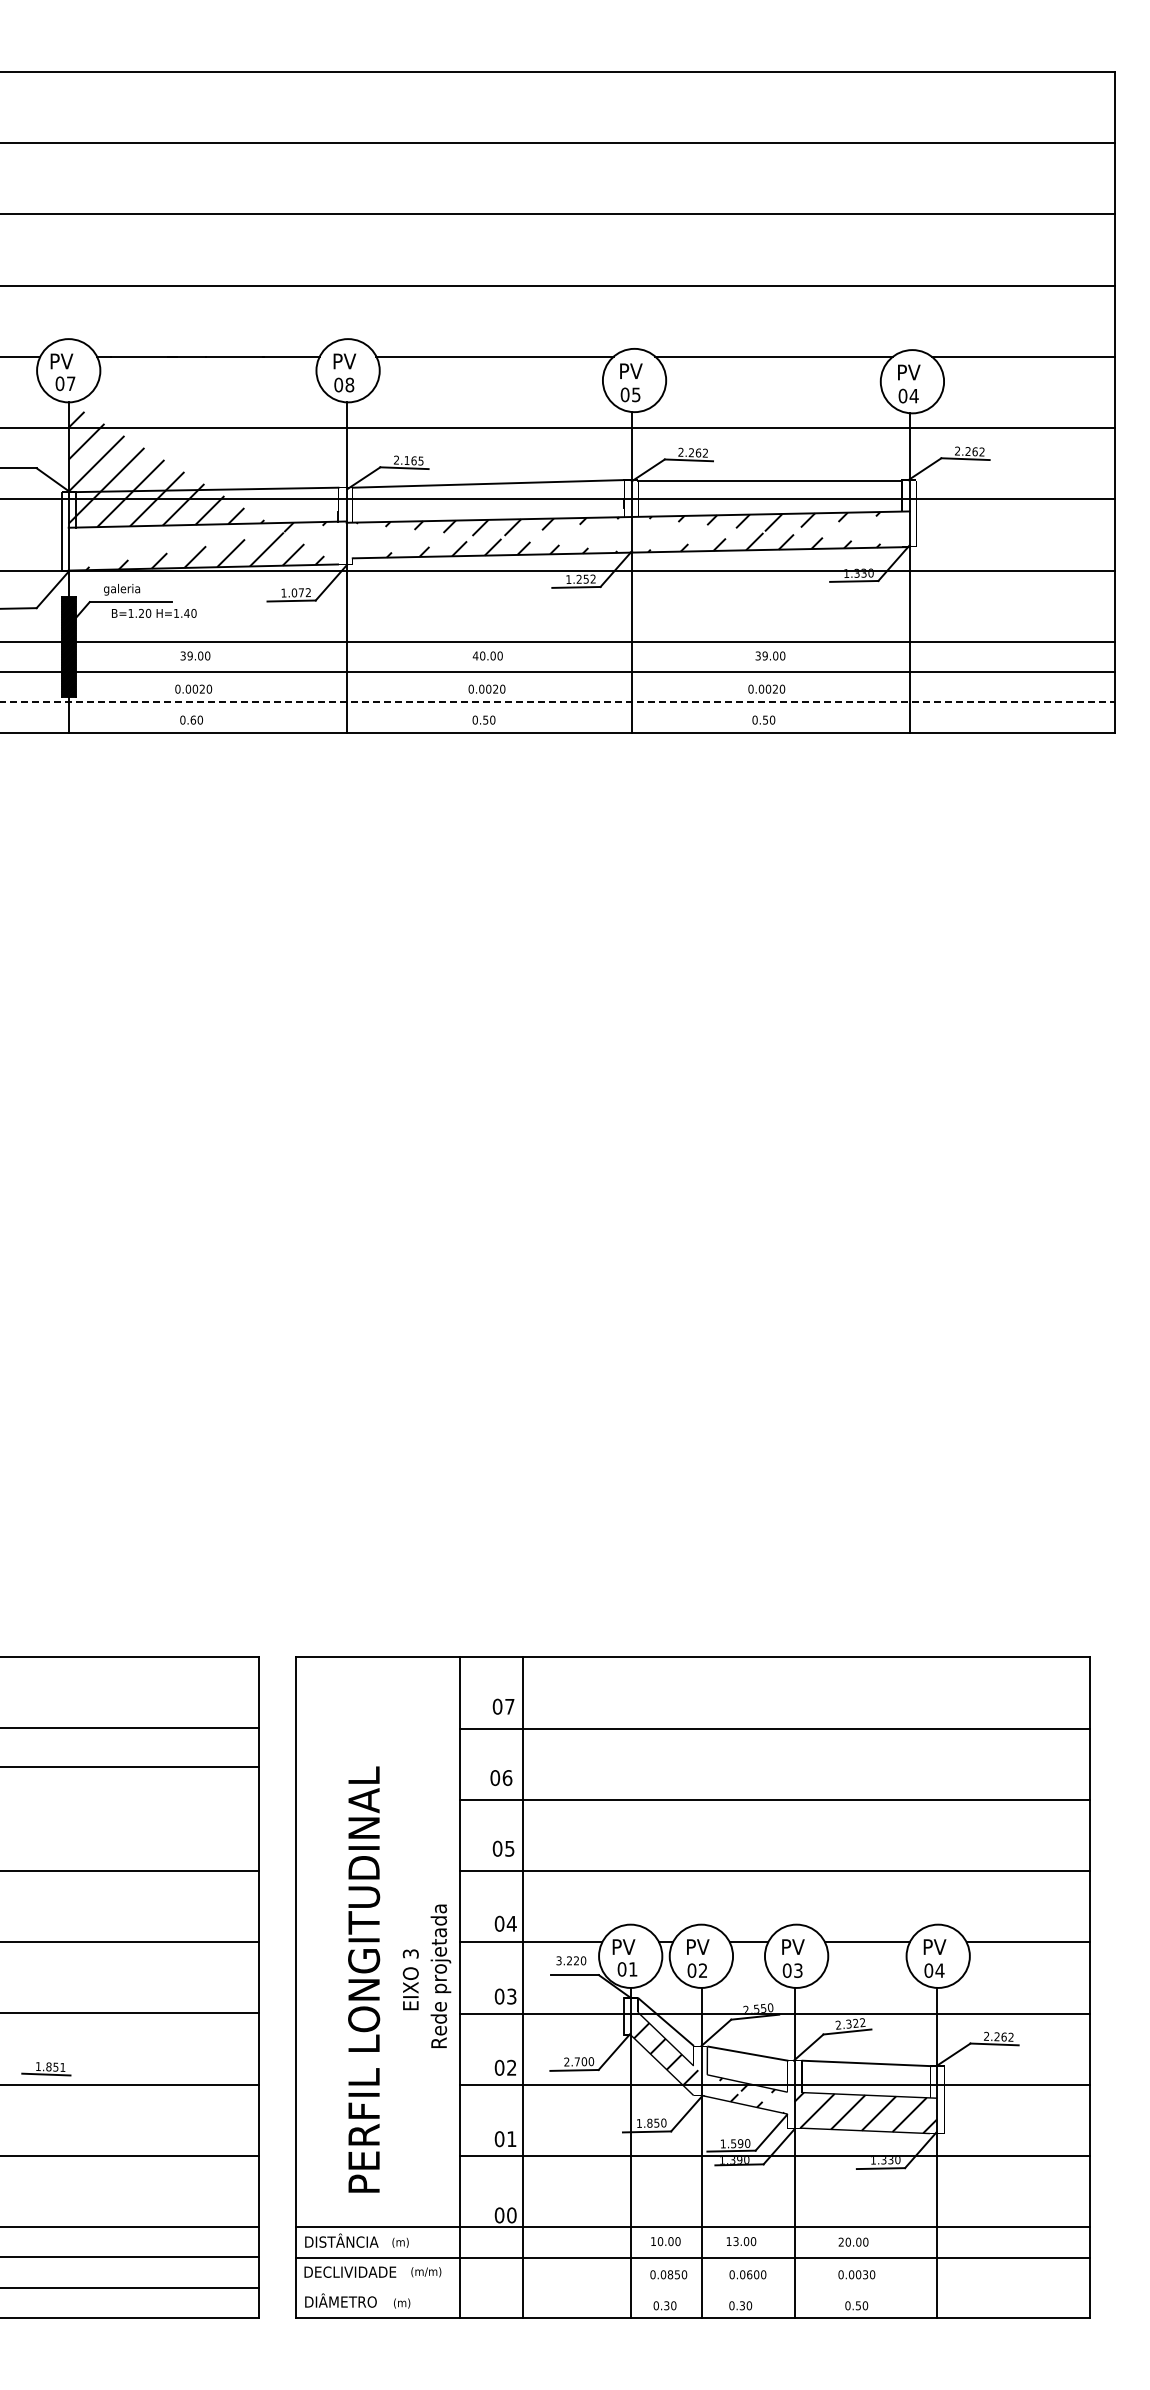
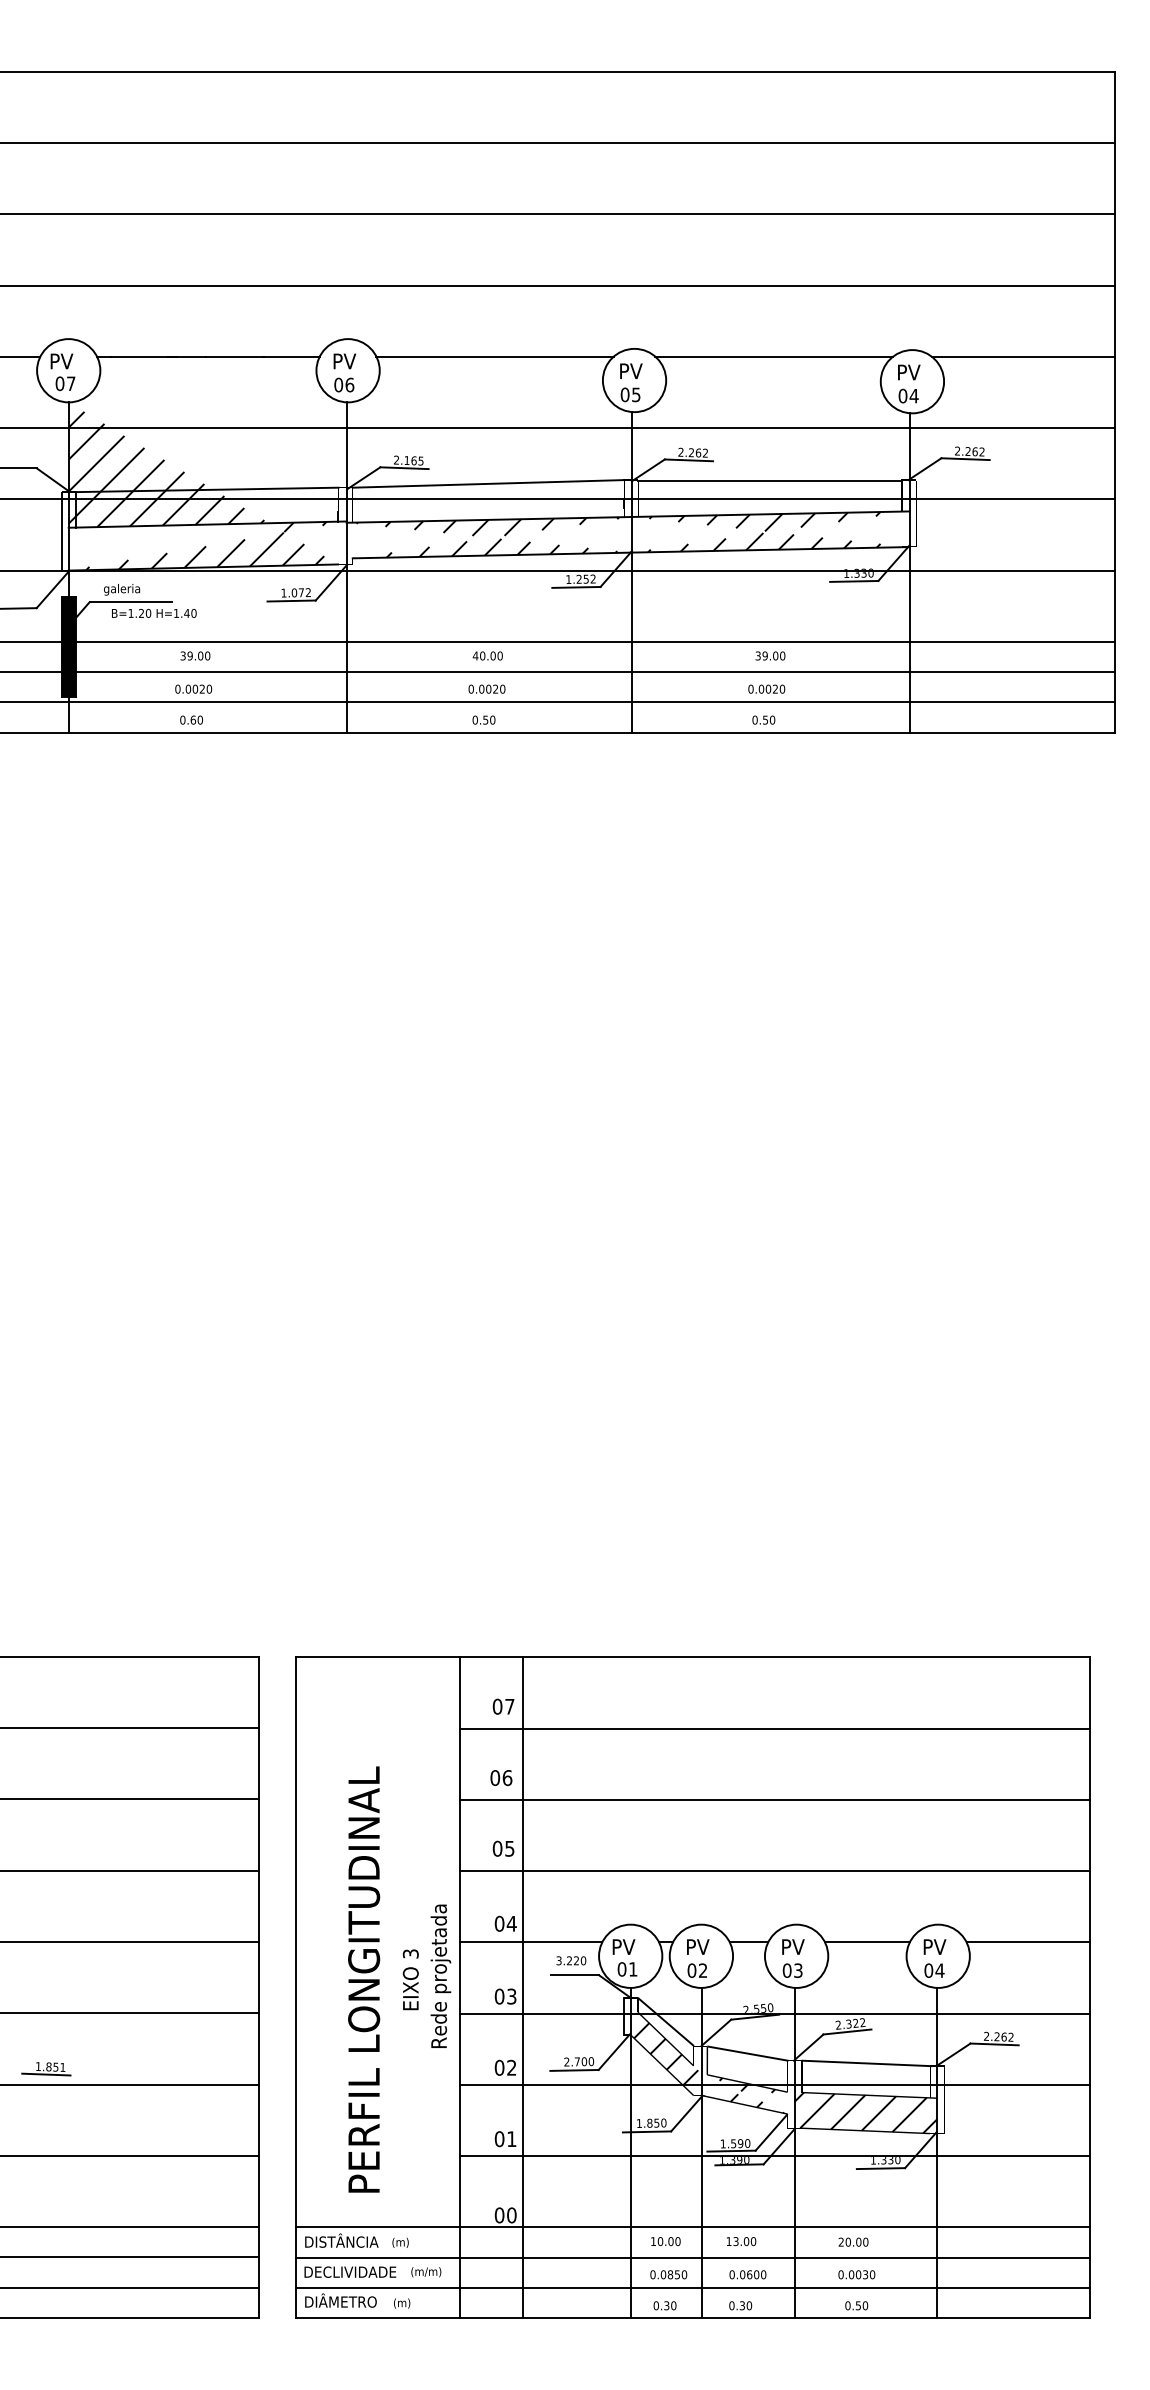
text: 08 -> 06 (349, 384)
line: dashed -> solid (558, 702)
line position: (130, 1767) -> (130, 1799) (130, 1799)
line: none -> present (693, 2288)
